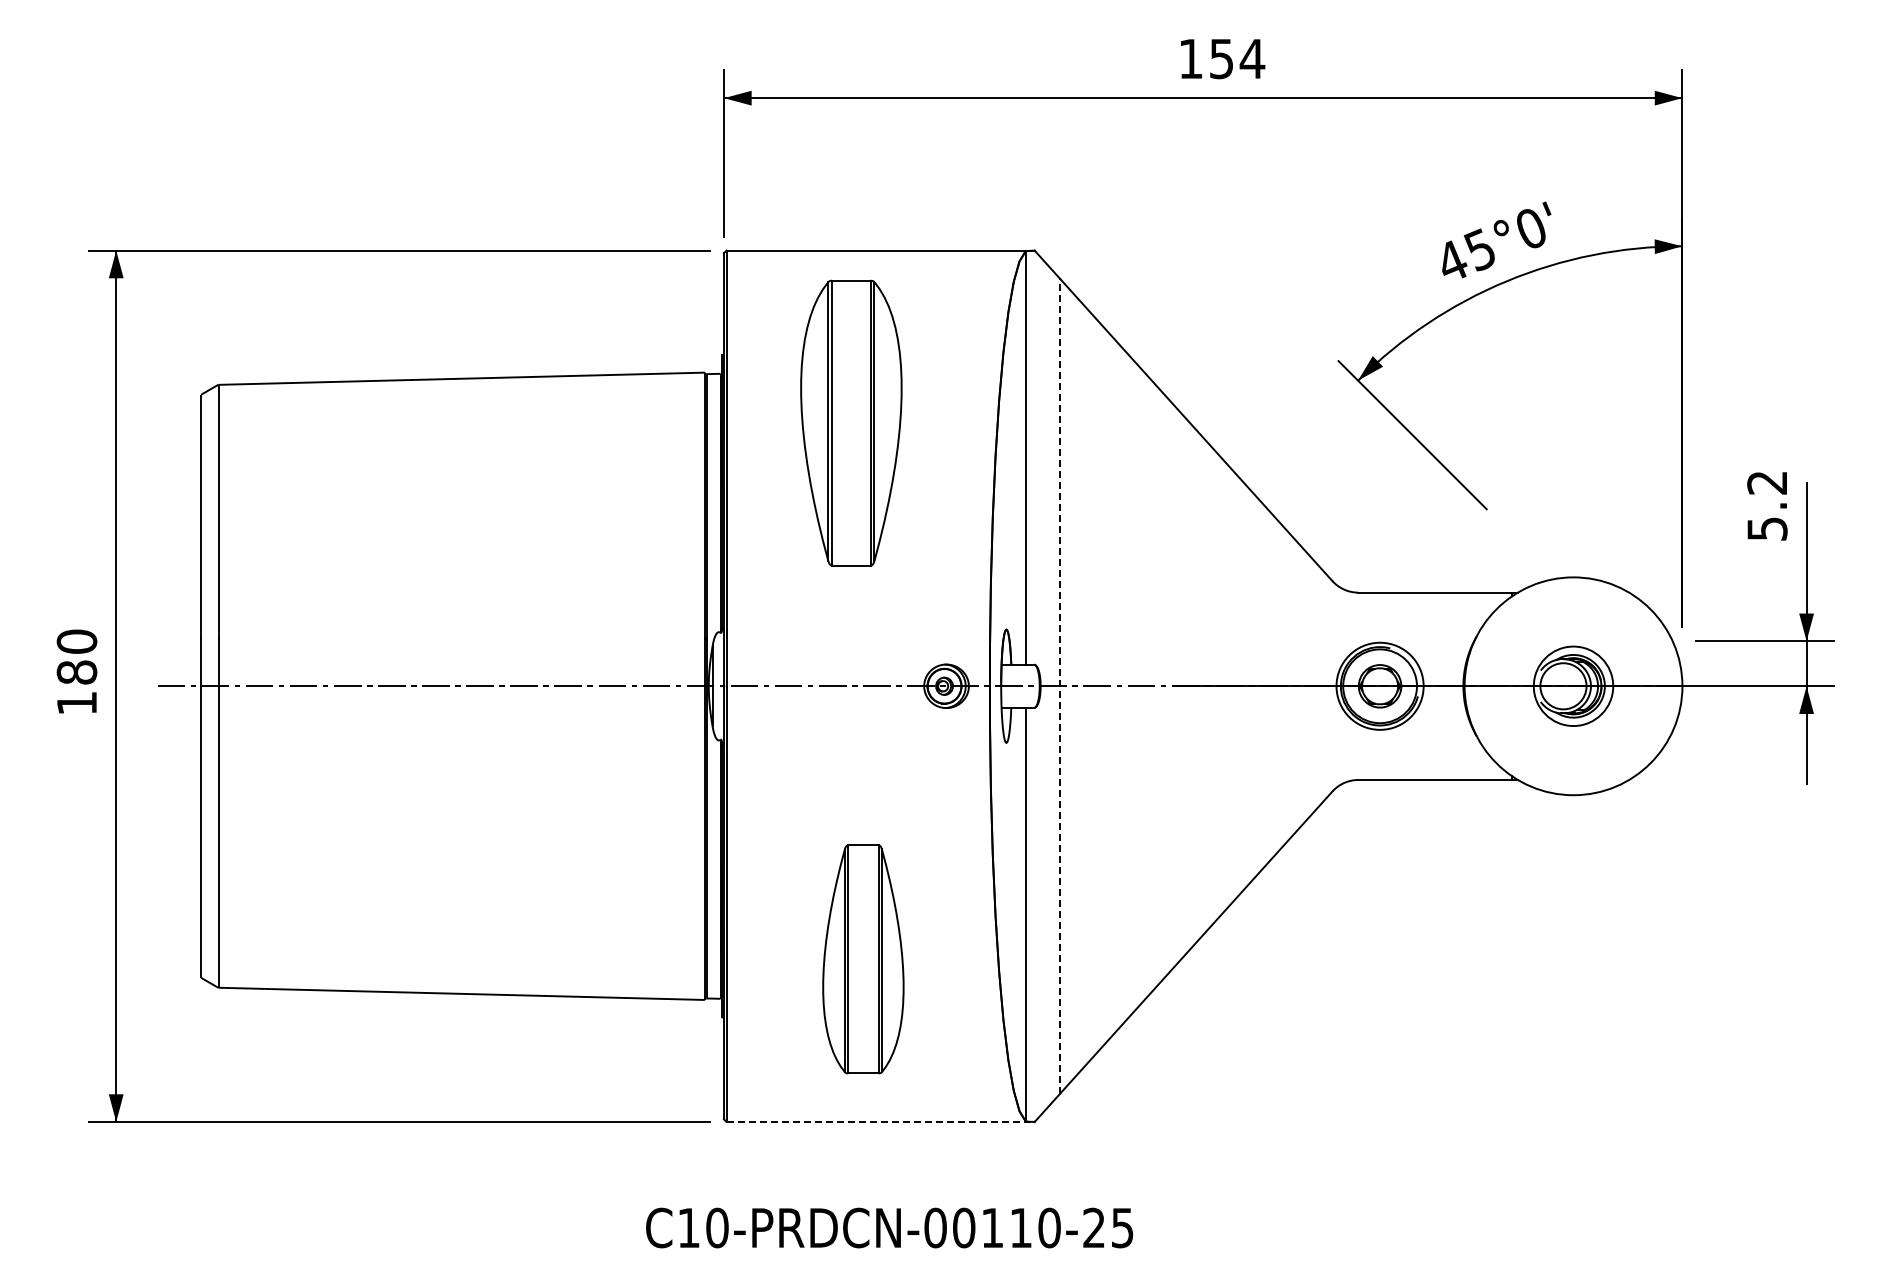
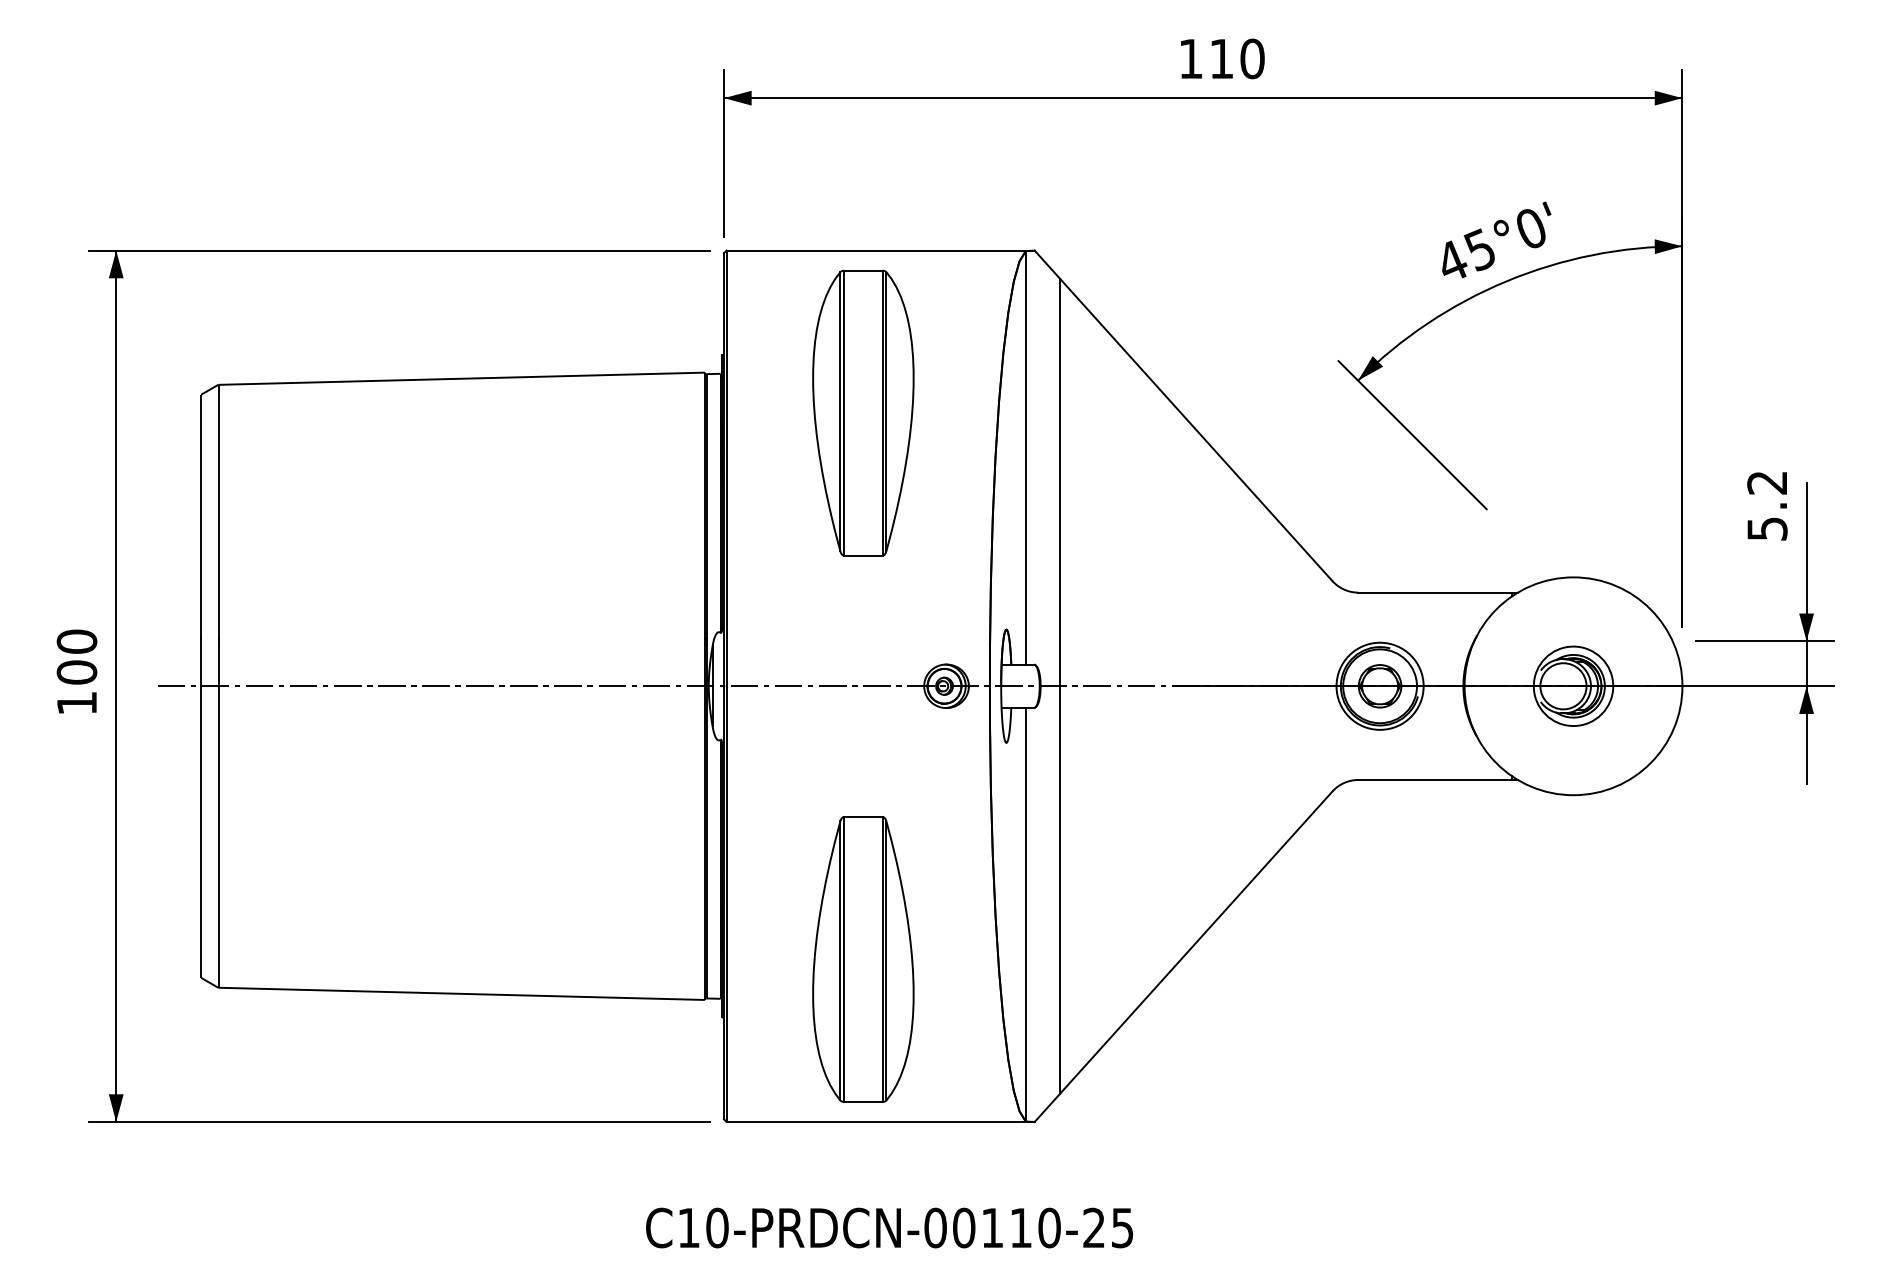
text: 154 -> 110 (1237, 58)
part position: (851, 422) -> (863, 412) (863, 412)
text: 180 -> 100 (77, 672)
line: dashed -> solid (1060, 685)
part size: 83x231 px -> 103x287 px (863, 959)
line: dashed -> solid (881, 1121)
